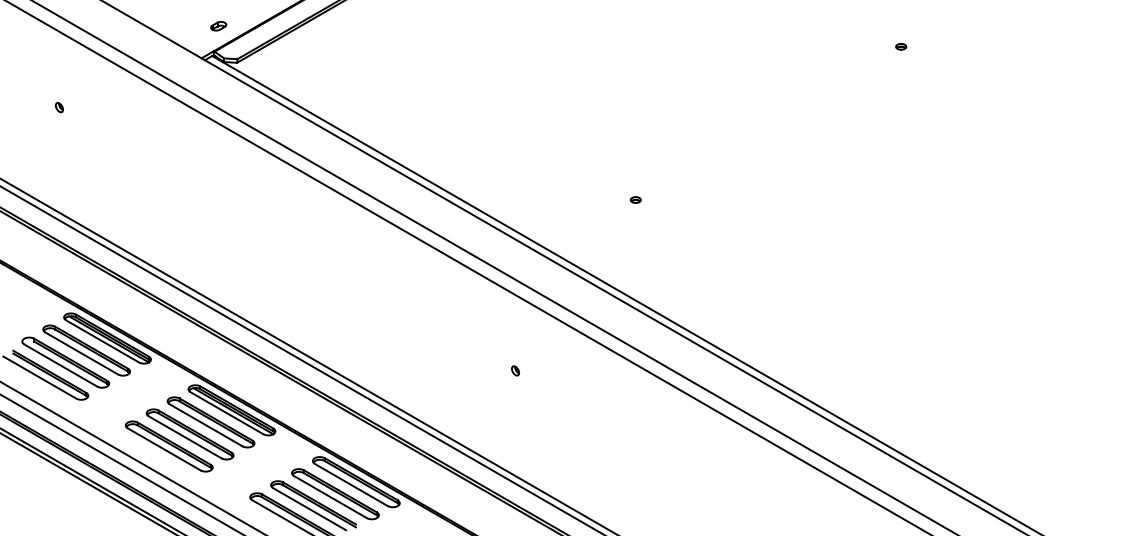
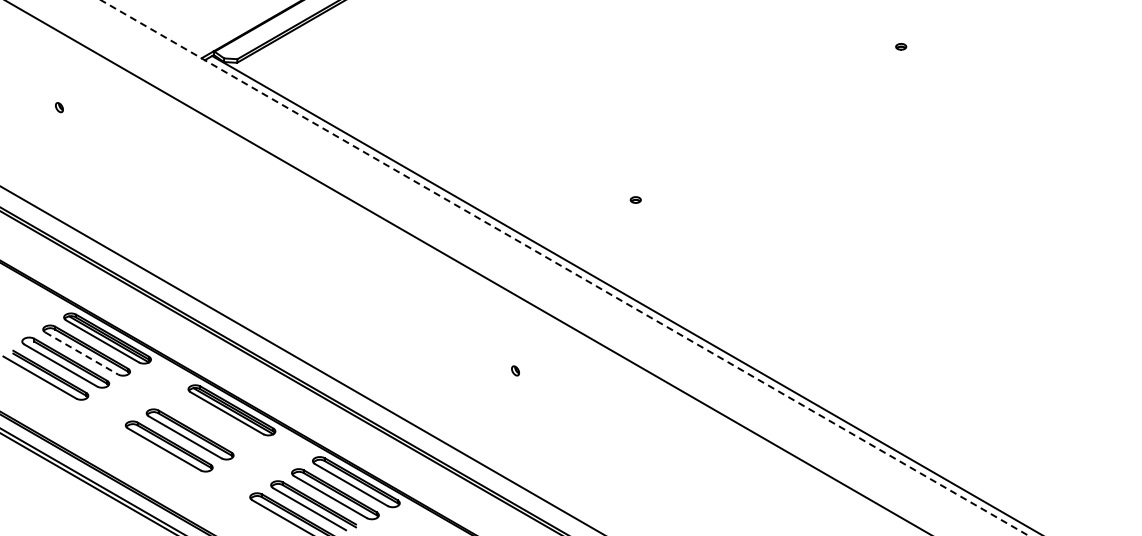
part: present -> none (218, 26)
line: present -> none (494, 267)
line: solid -> dashed (564, 267)
line: solid -> dashed (82, 353)
line: present -> none (308, 355)
part: present -> none (210, 422)
line: present -> none (131, 457)
line: present -> none (121, 463)
